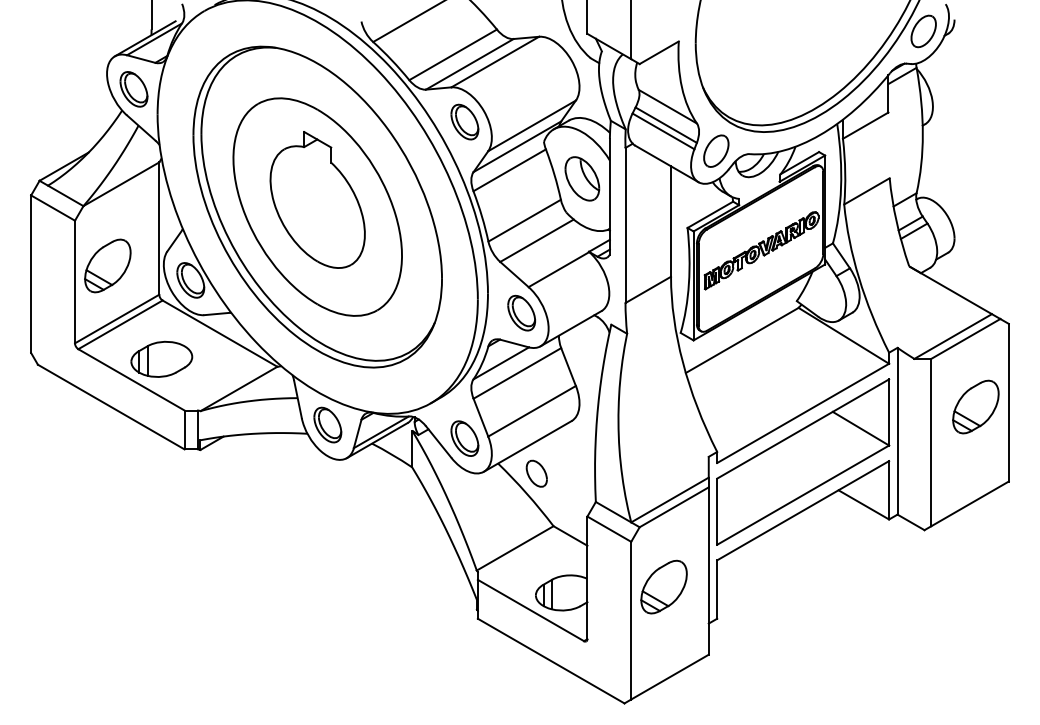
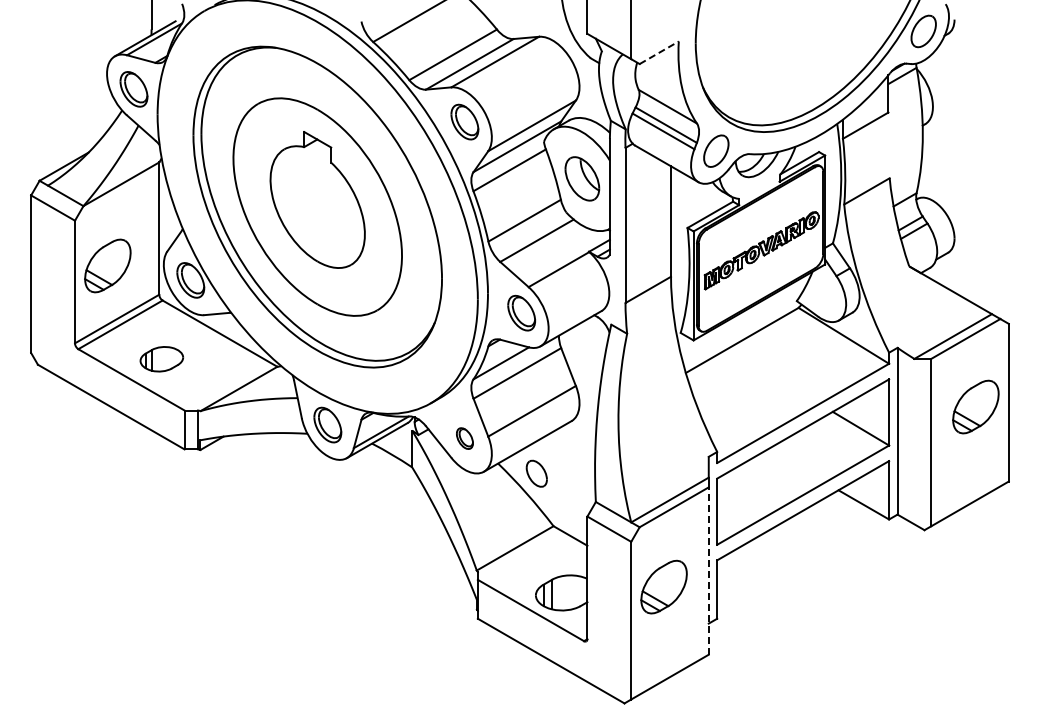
line: solid -> dashed (659, 52)
part size: 64x38 px -> 46x27 px (161, 359)
part size: 30x37 px -> 18x23 px (464, 438)
line: solid -> dashed (708, 571)
